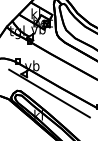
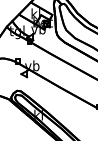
line: present -> none (49, 93)
